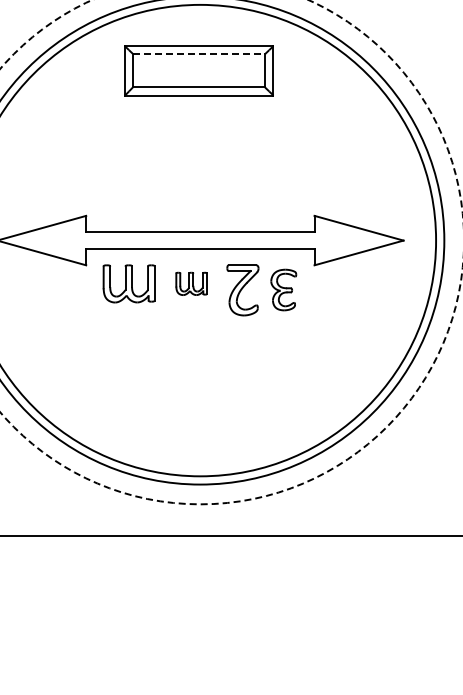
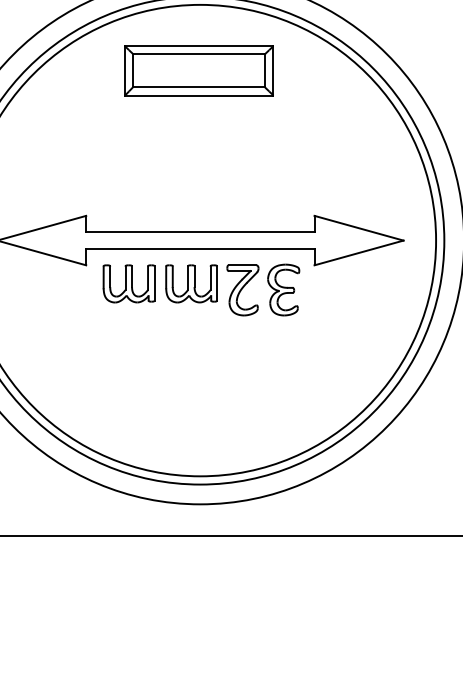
line: dashed -> solid (199, 54)
circle: dashed -> solid (231, 252)
part size: 33x25 px -> 53x40 px (191, 283)
part size: 28x44 px -> 34x54 px (283, 289)
